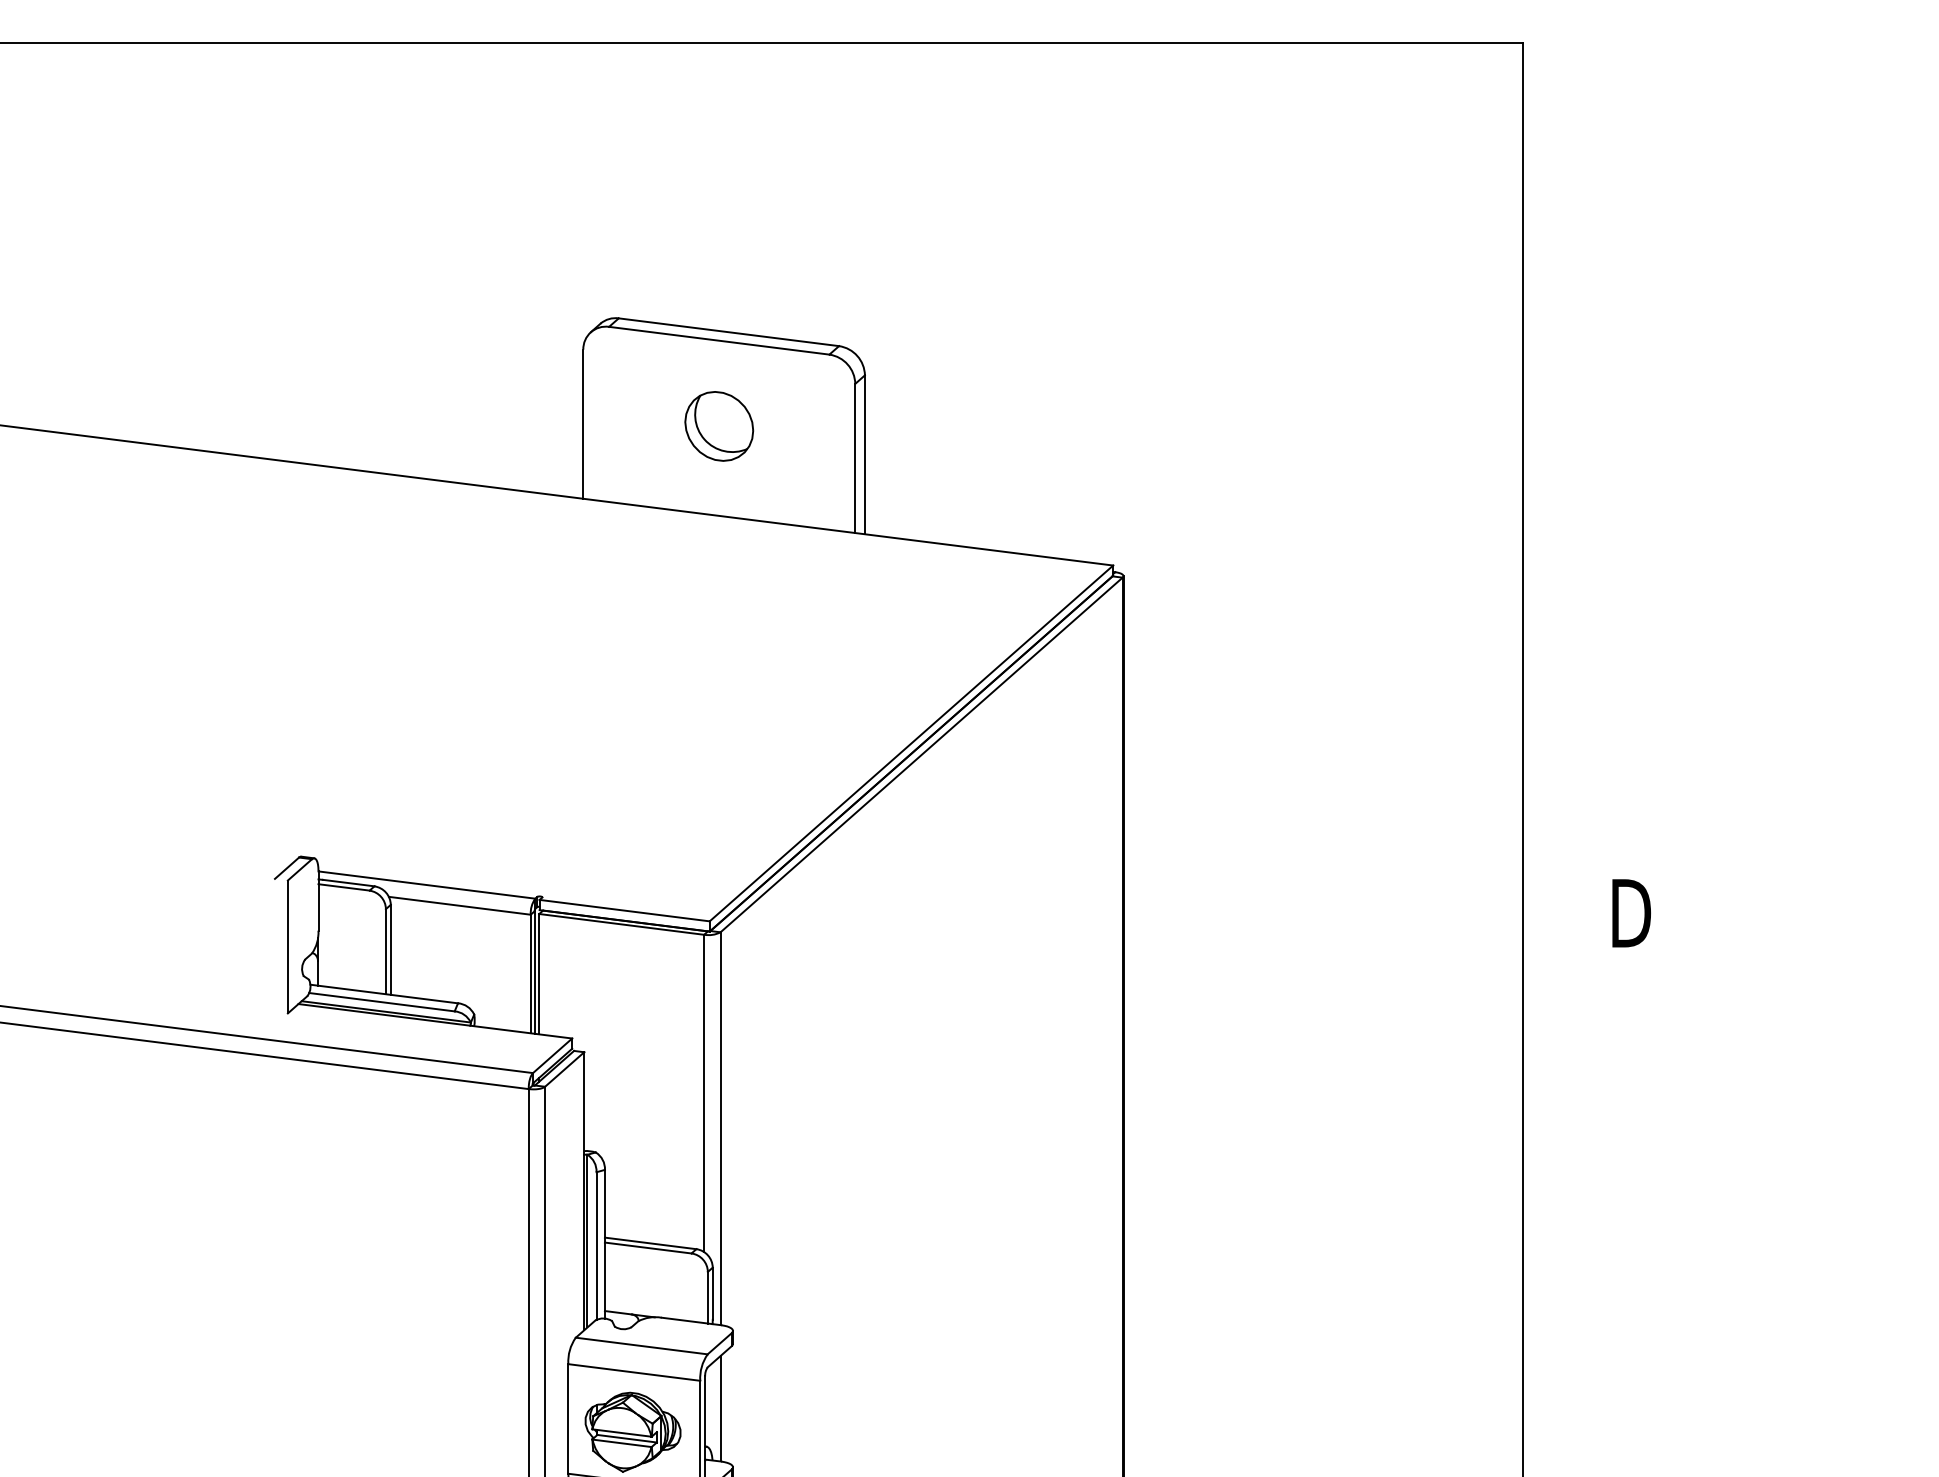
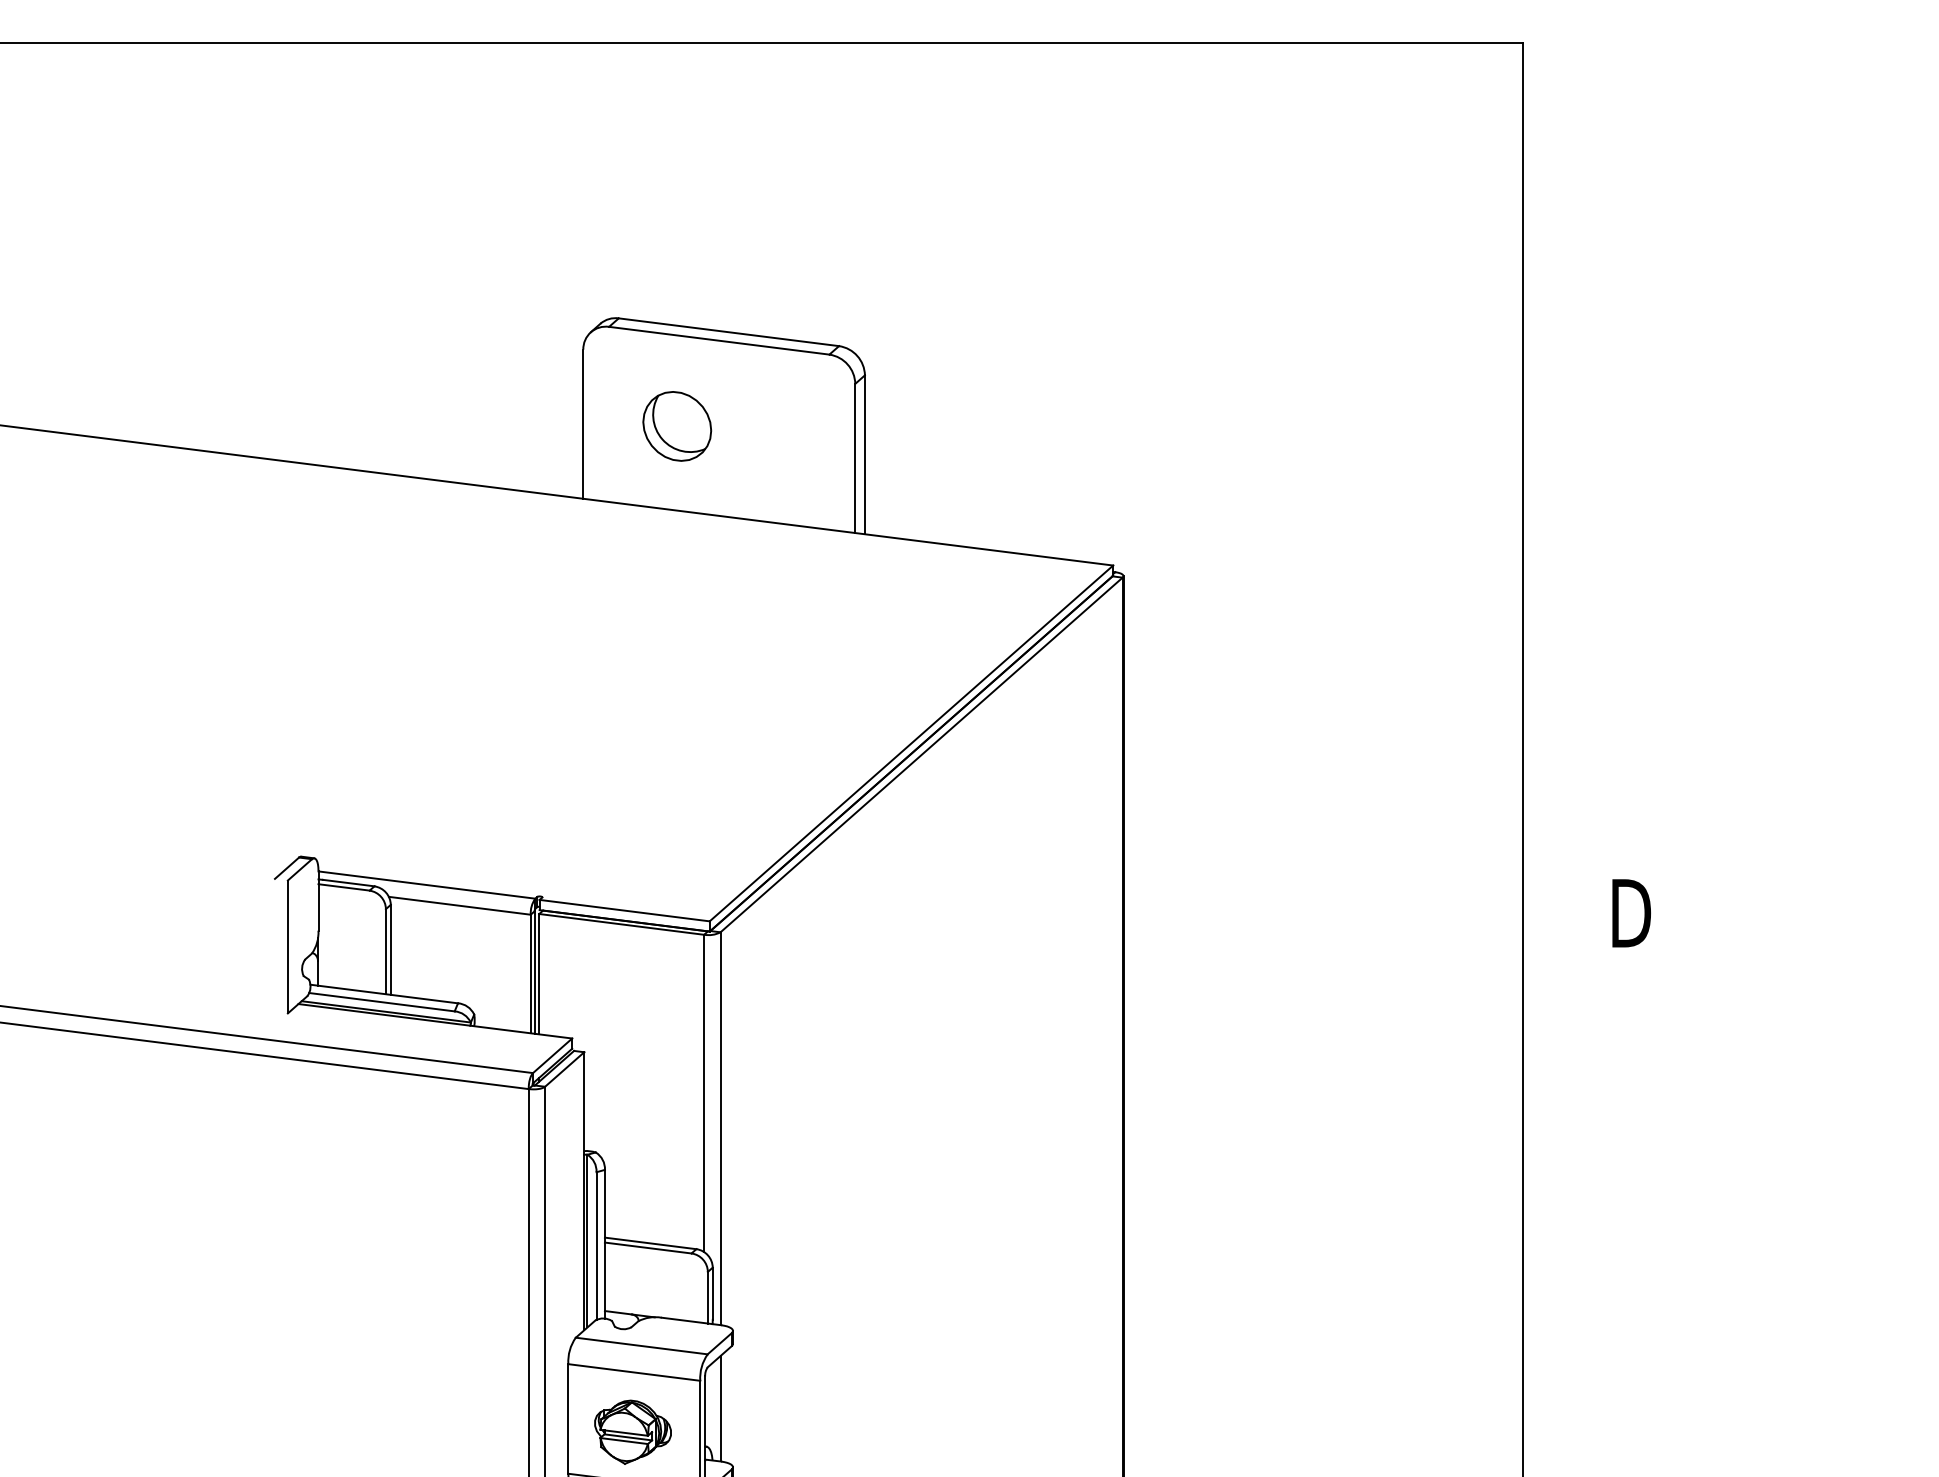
part position: (719, 426) -> (677, 426) (677, 426)
part size: 98x82 px -> 78x66 px (632, 1431)
